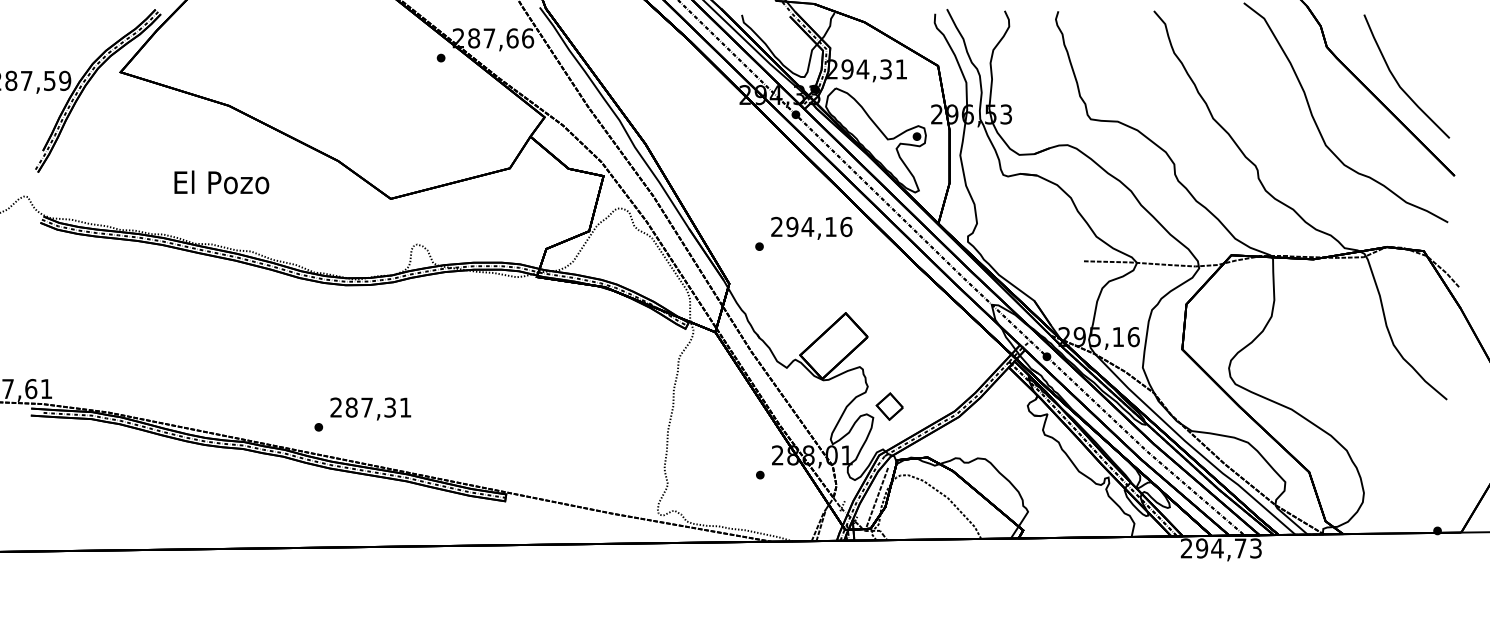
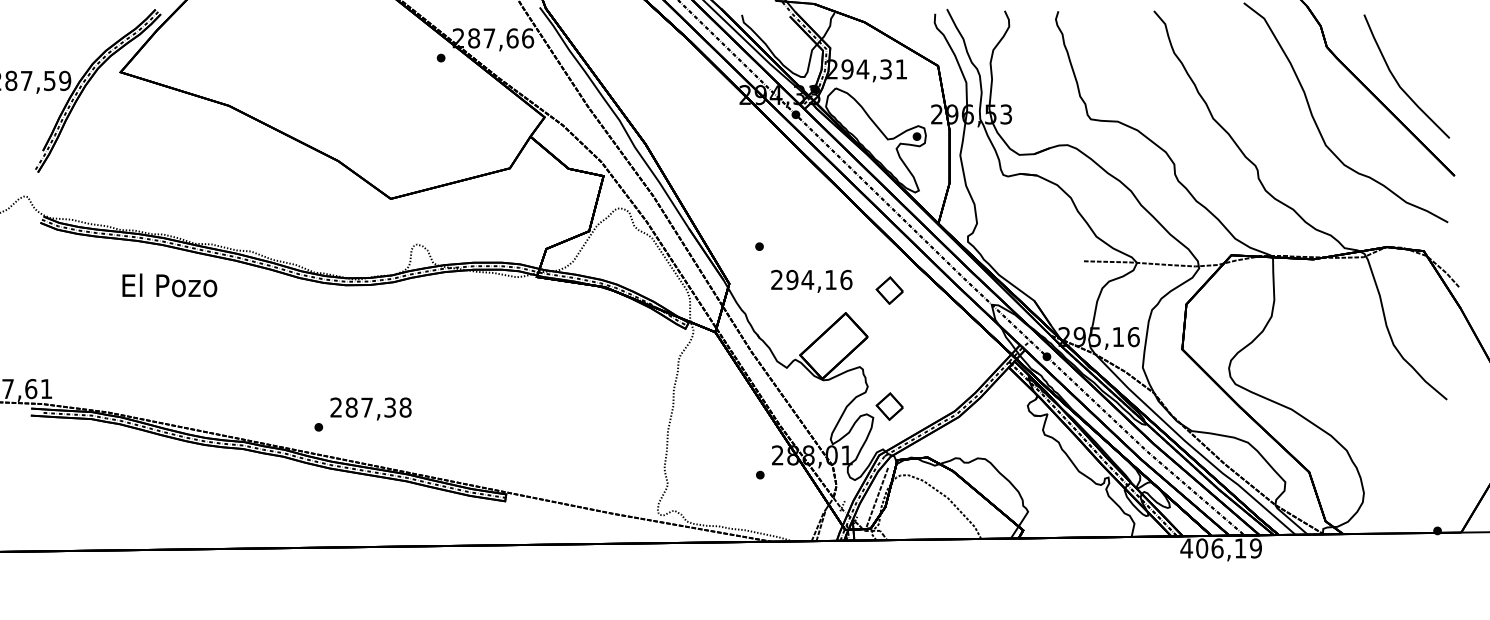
text position: (221, 182) -> (169, 285) (169, 285)
text position: (811, 227) -> (811, 280) (811, 280)
part: none -> present (889, 290)
text: 287,31 -> 287,38 (405, 407)
text: 294,73 -> 406,19 (1220, 548)
